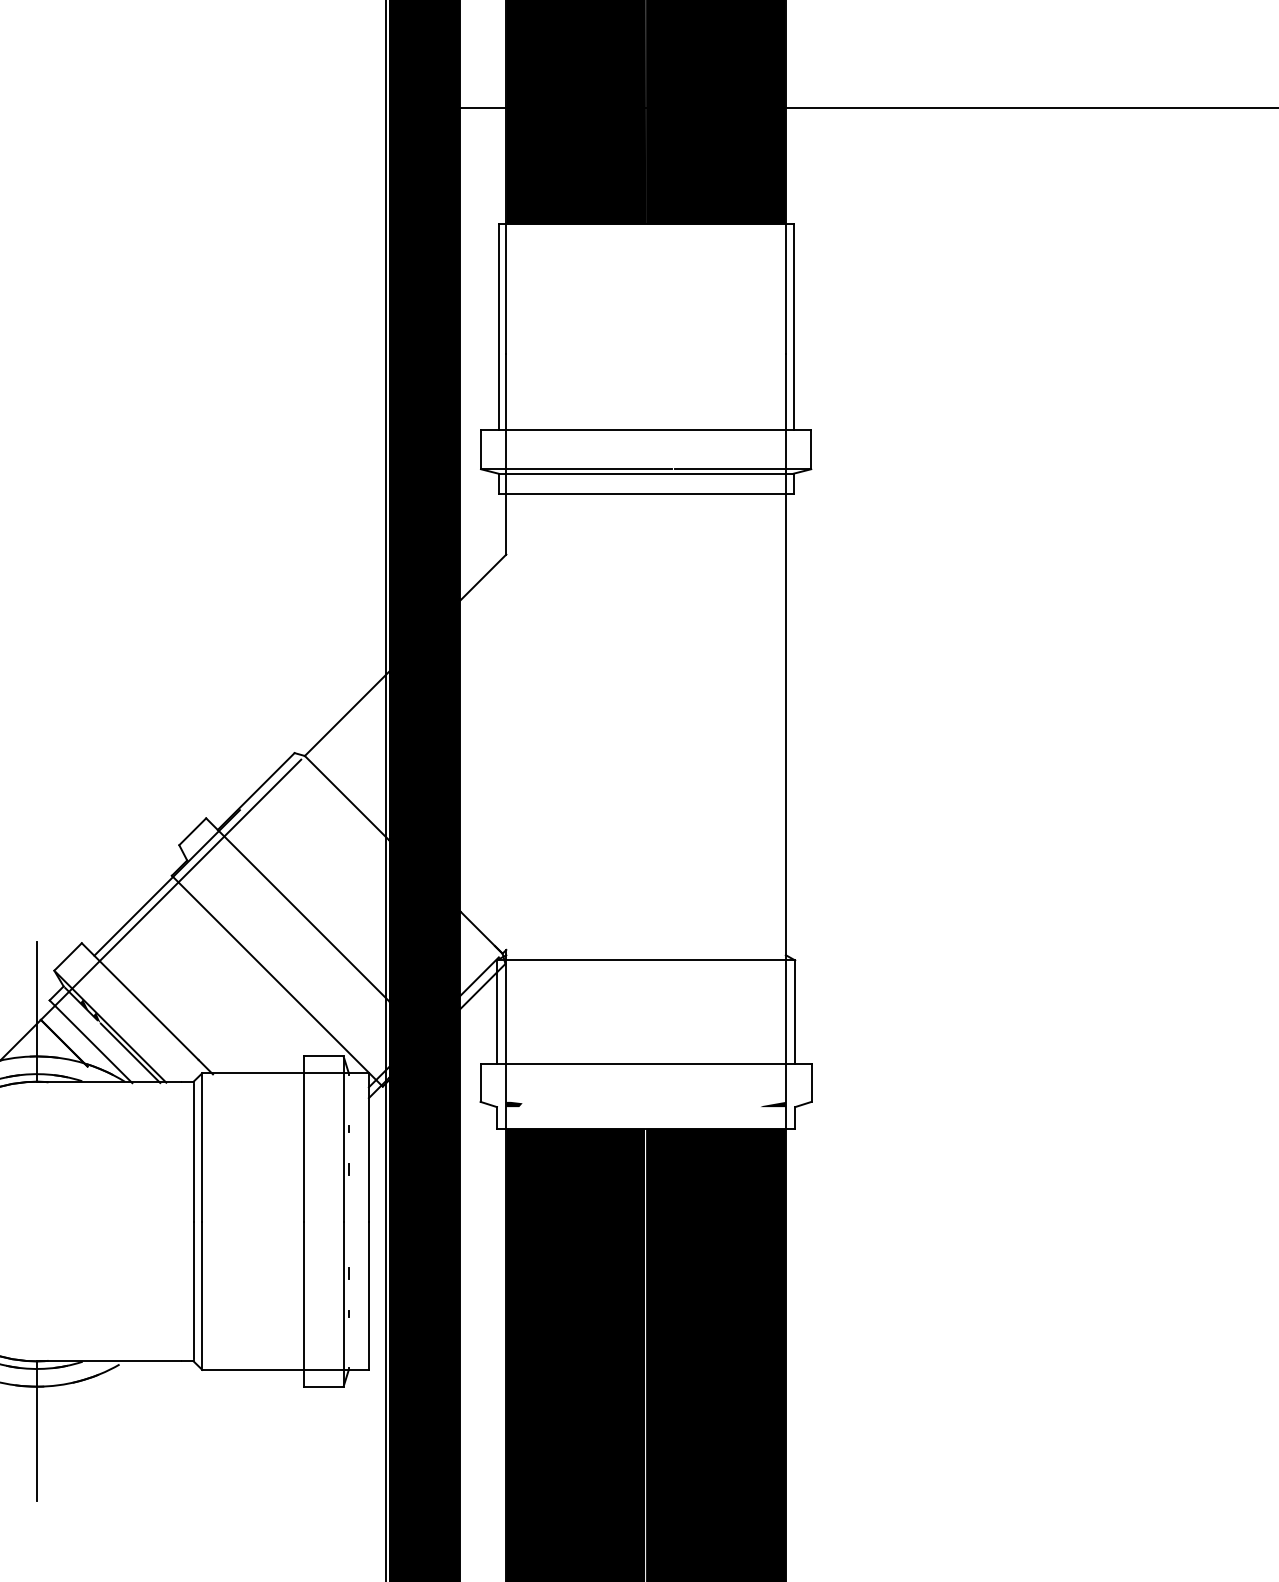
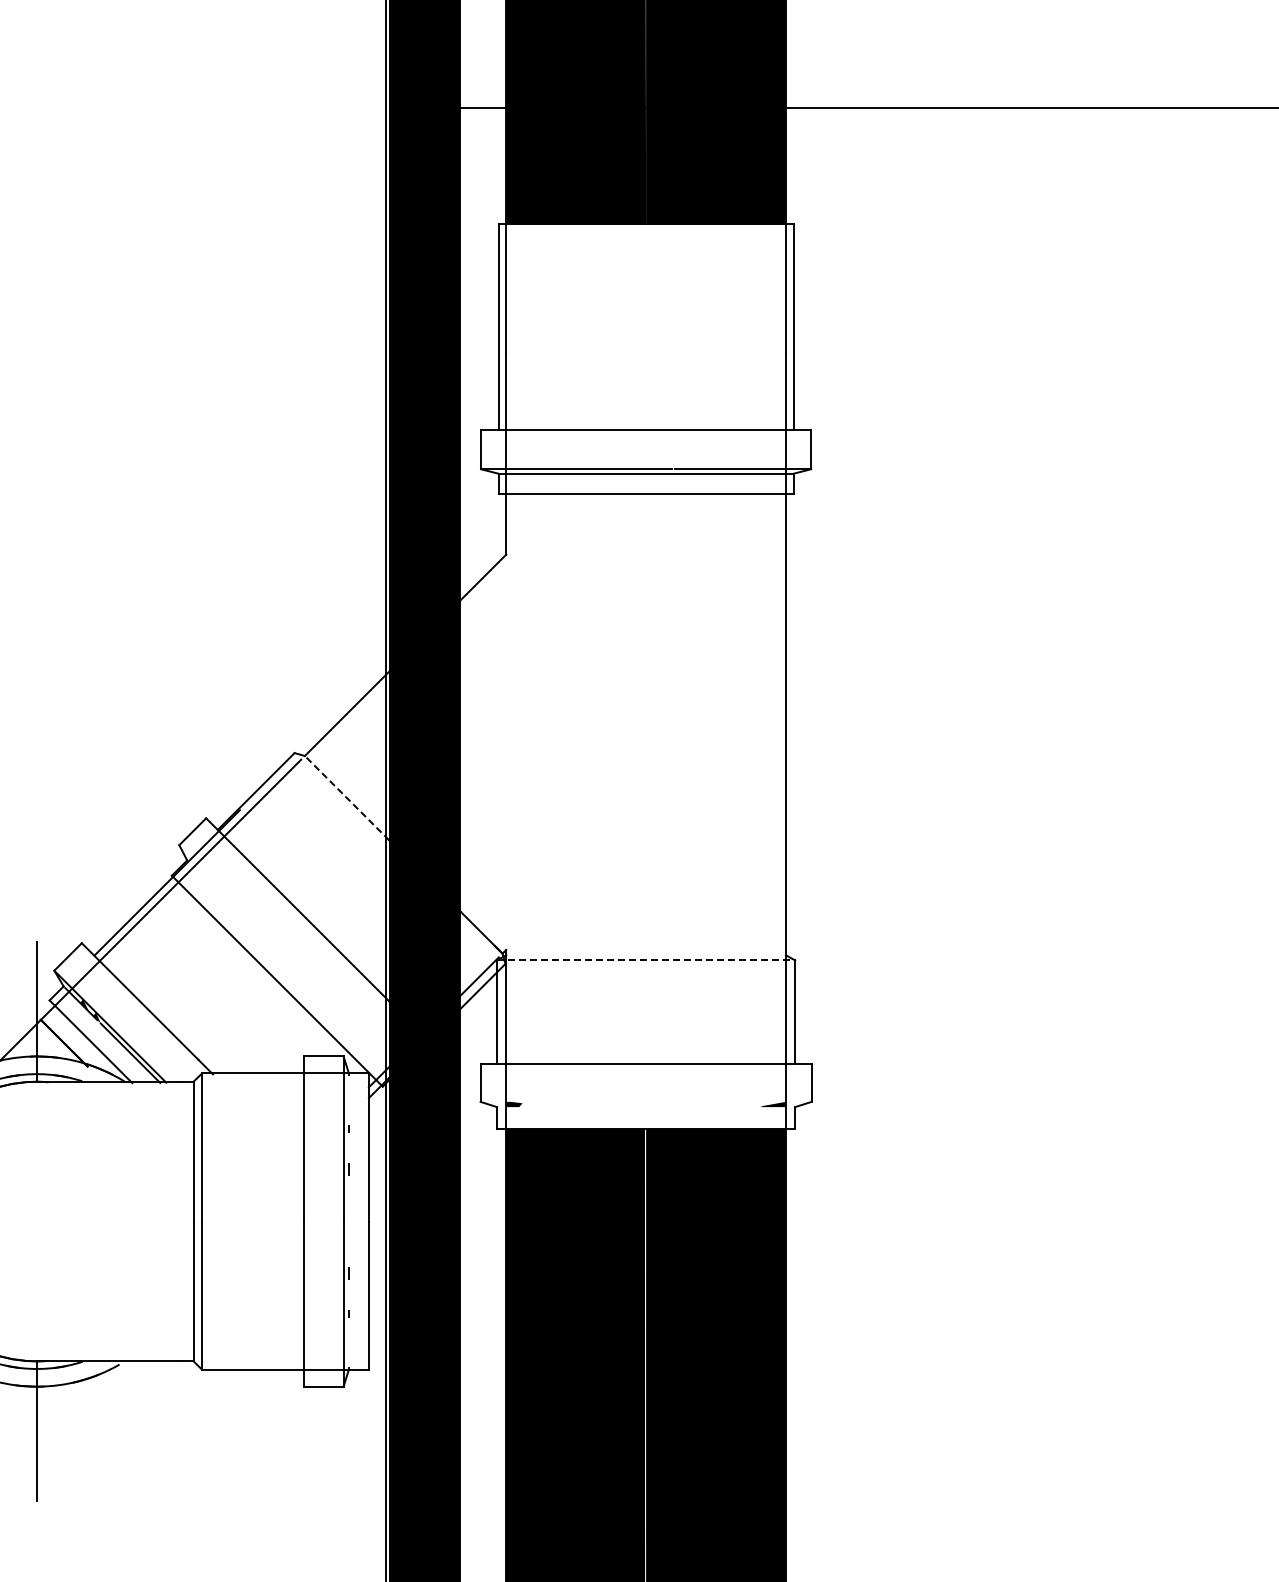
line: solid -> dashed (347, 798)
line: solid -> dashed (646, 960)
